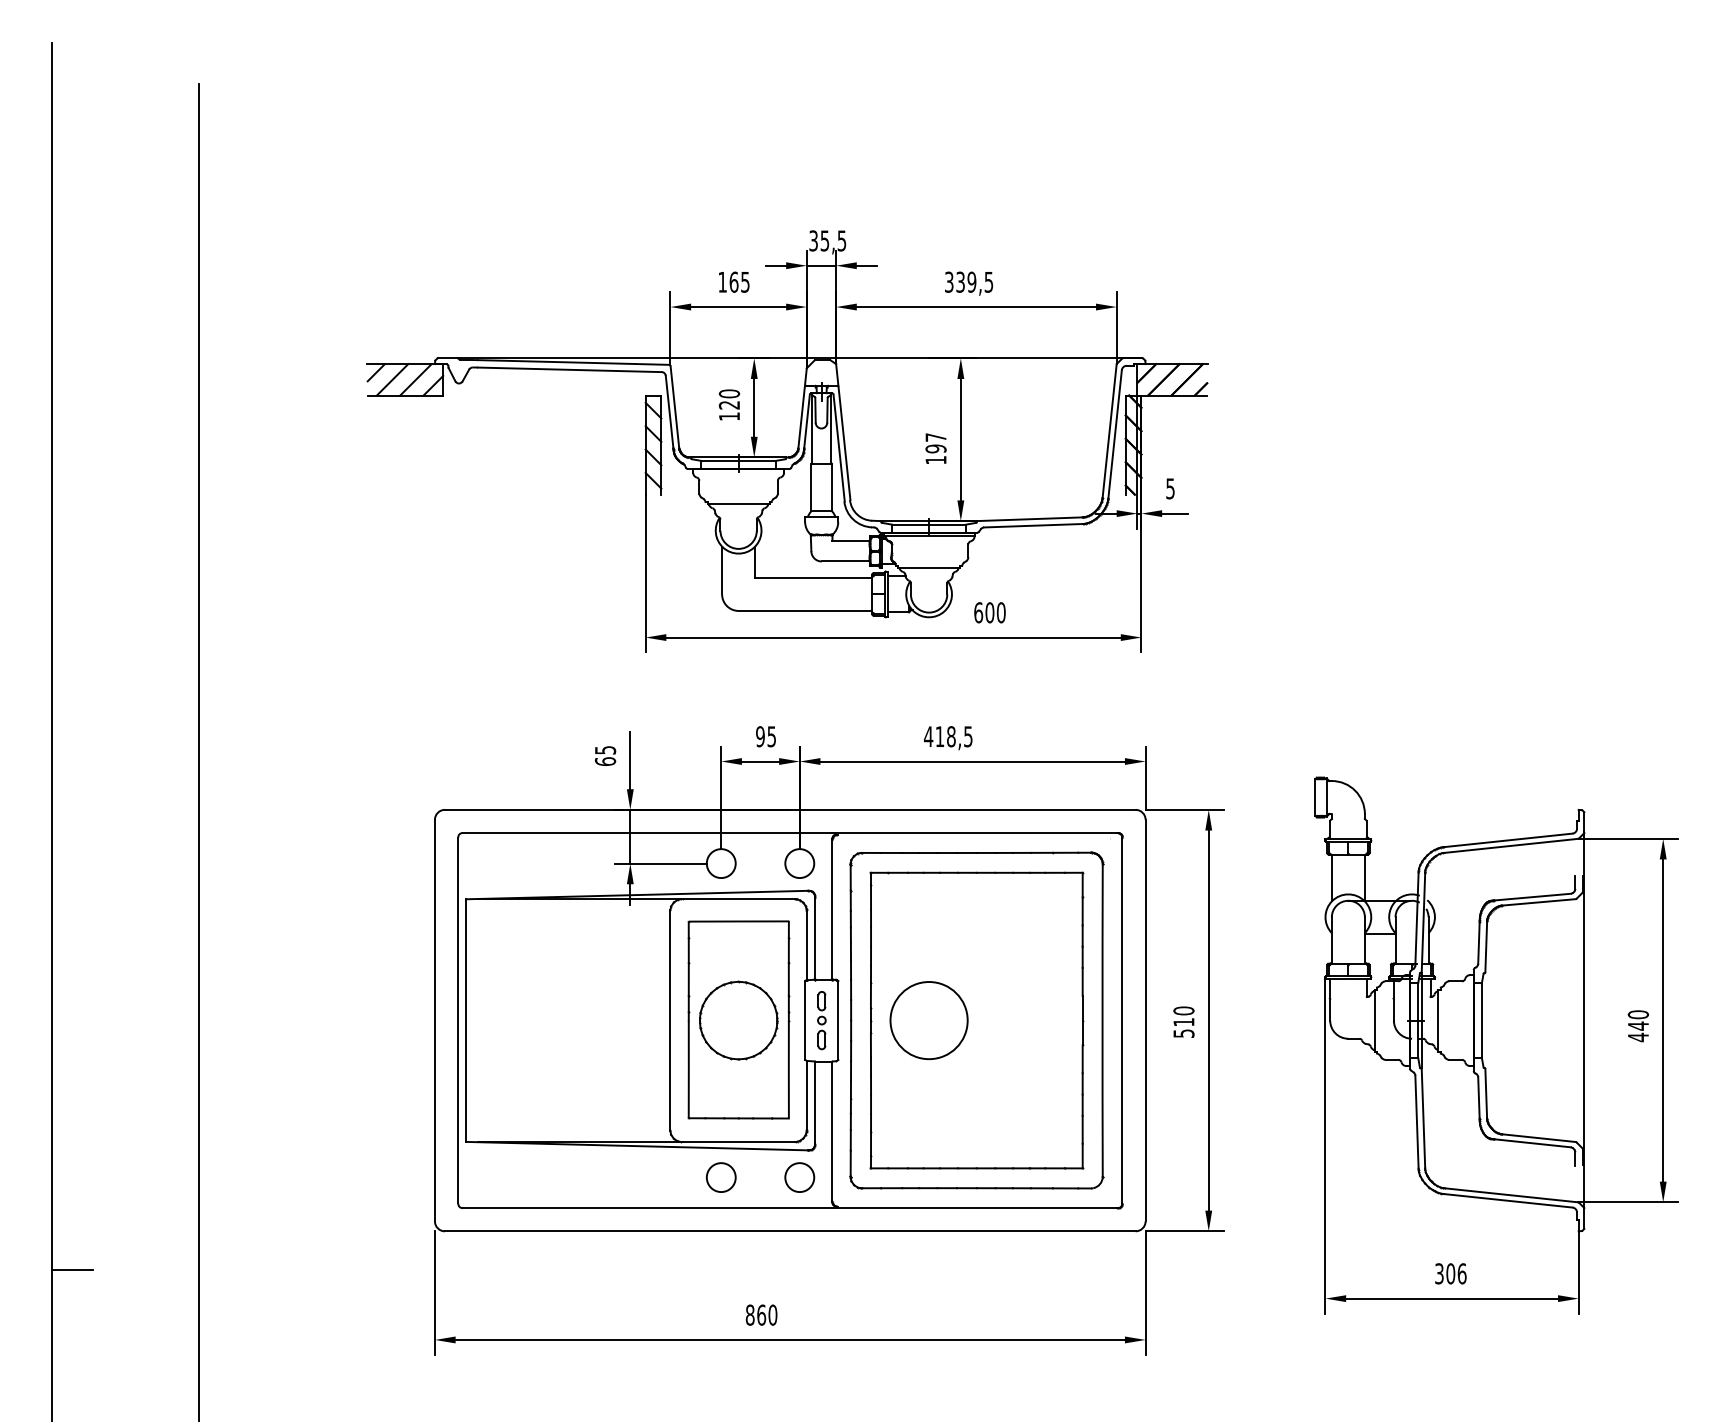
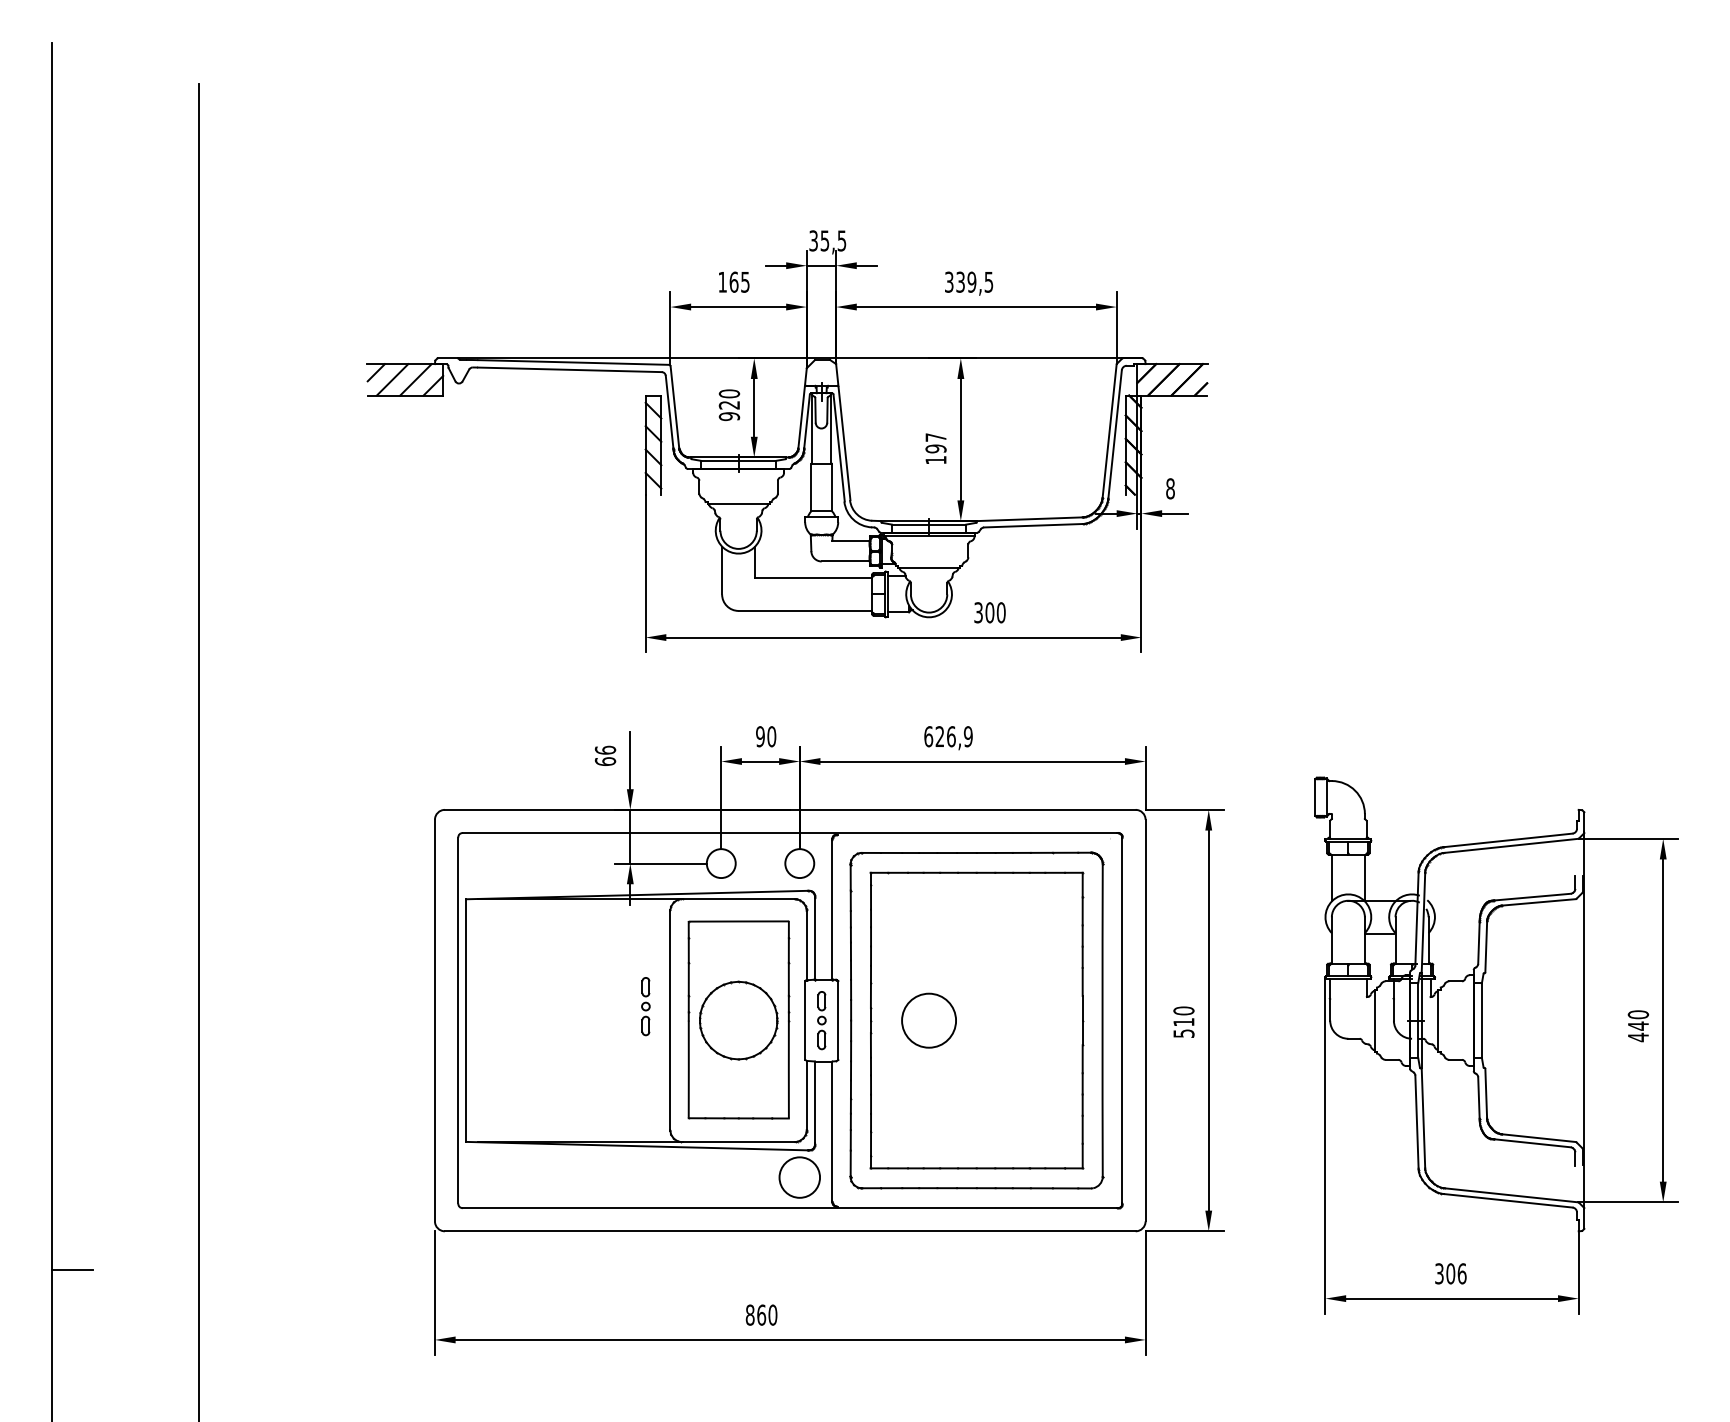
text: 120 -> 920 (729, 416)
text: 5 -> 8 (1170, 488)
text: 600 -> 300 (978, 612)
text: 95 -> 90 (771, 736)
text: 418,5 -> 626,9 (948, 736)
text: 65 -> 66 (605, 749)
part: none -> present (645, 1006)
circle size: 80x80 px -> 56x57 px (928, 1020)
circle: present -> none (720, 1177)
circle diameter: 29 px -> 40 px (799, 1177)
